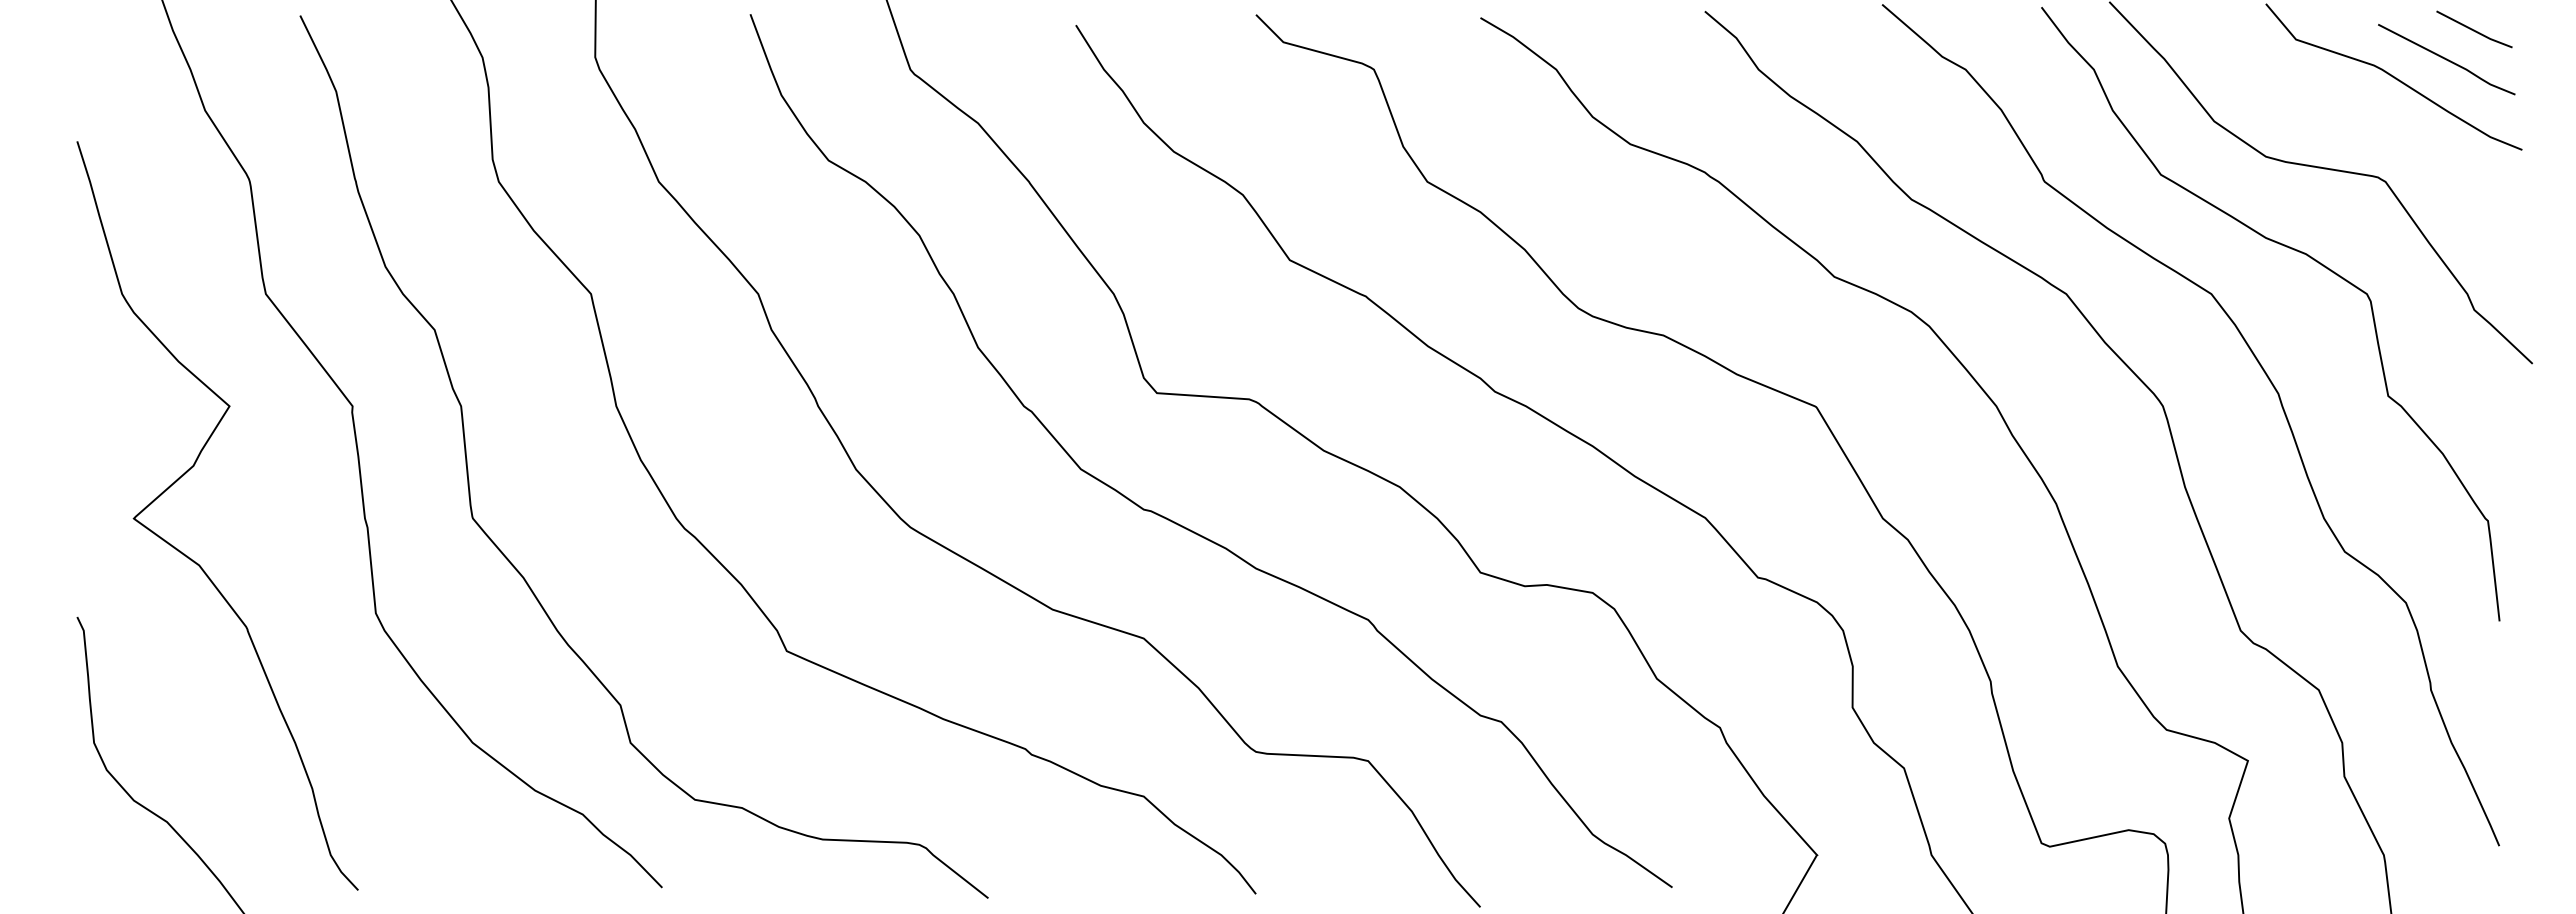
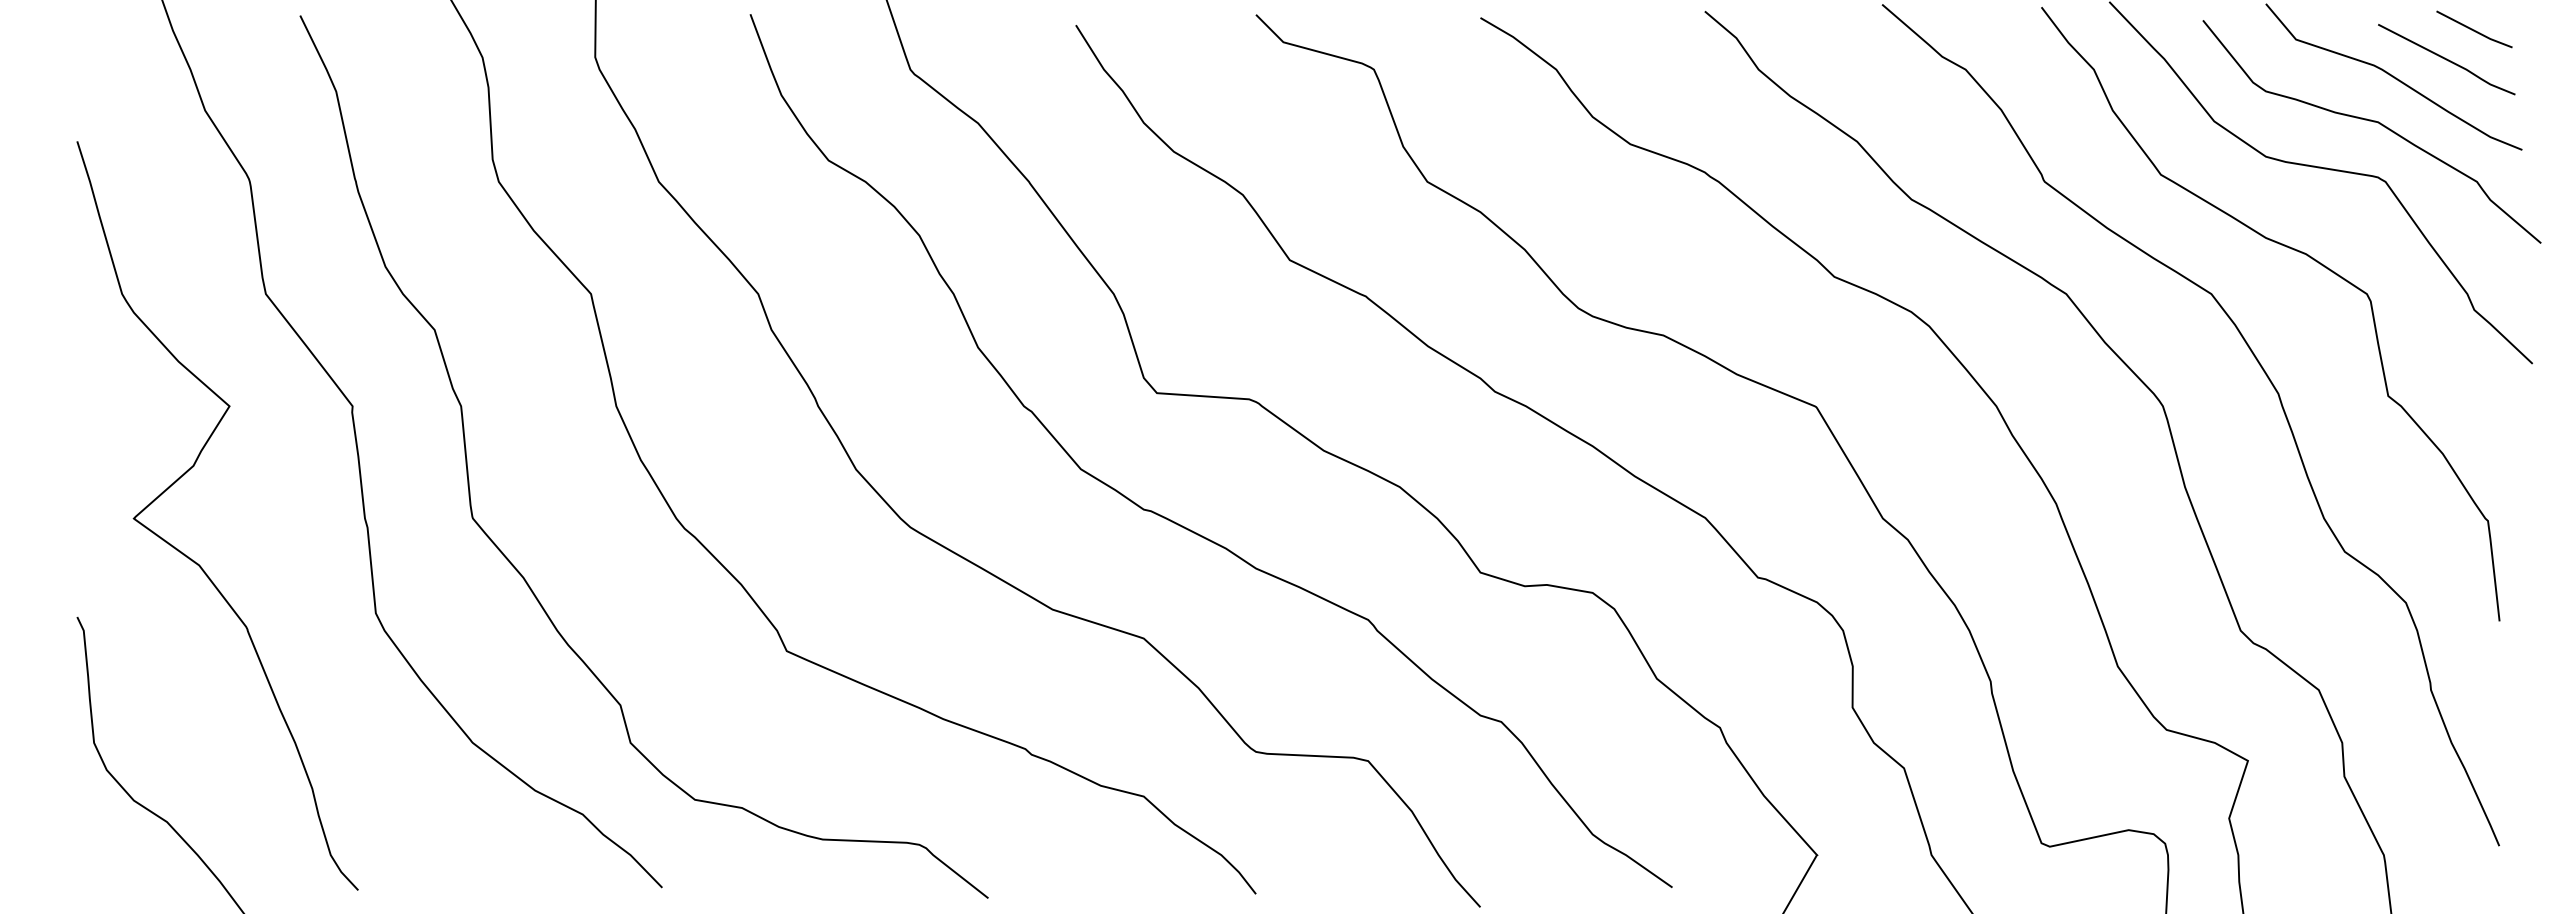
curve: none -> present (2373, 122)
